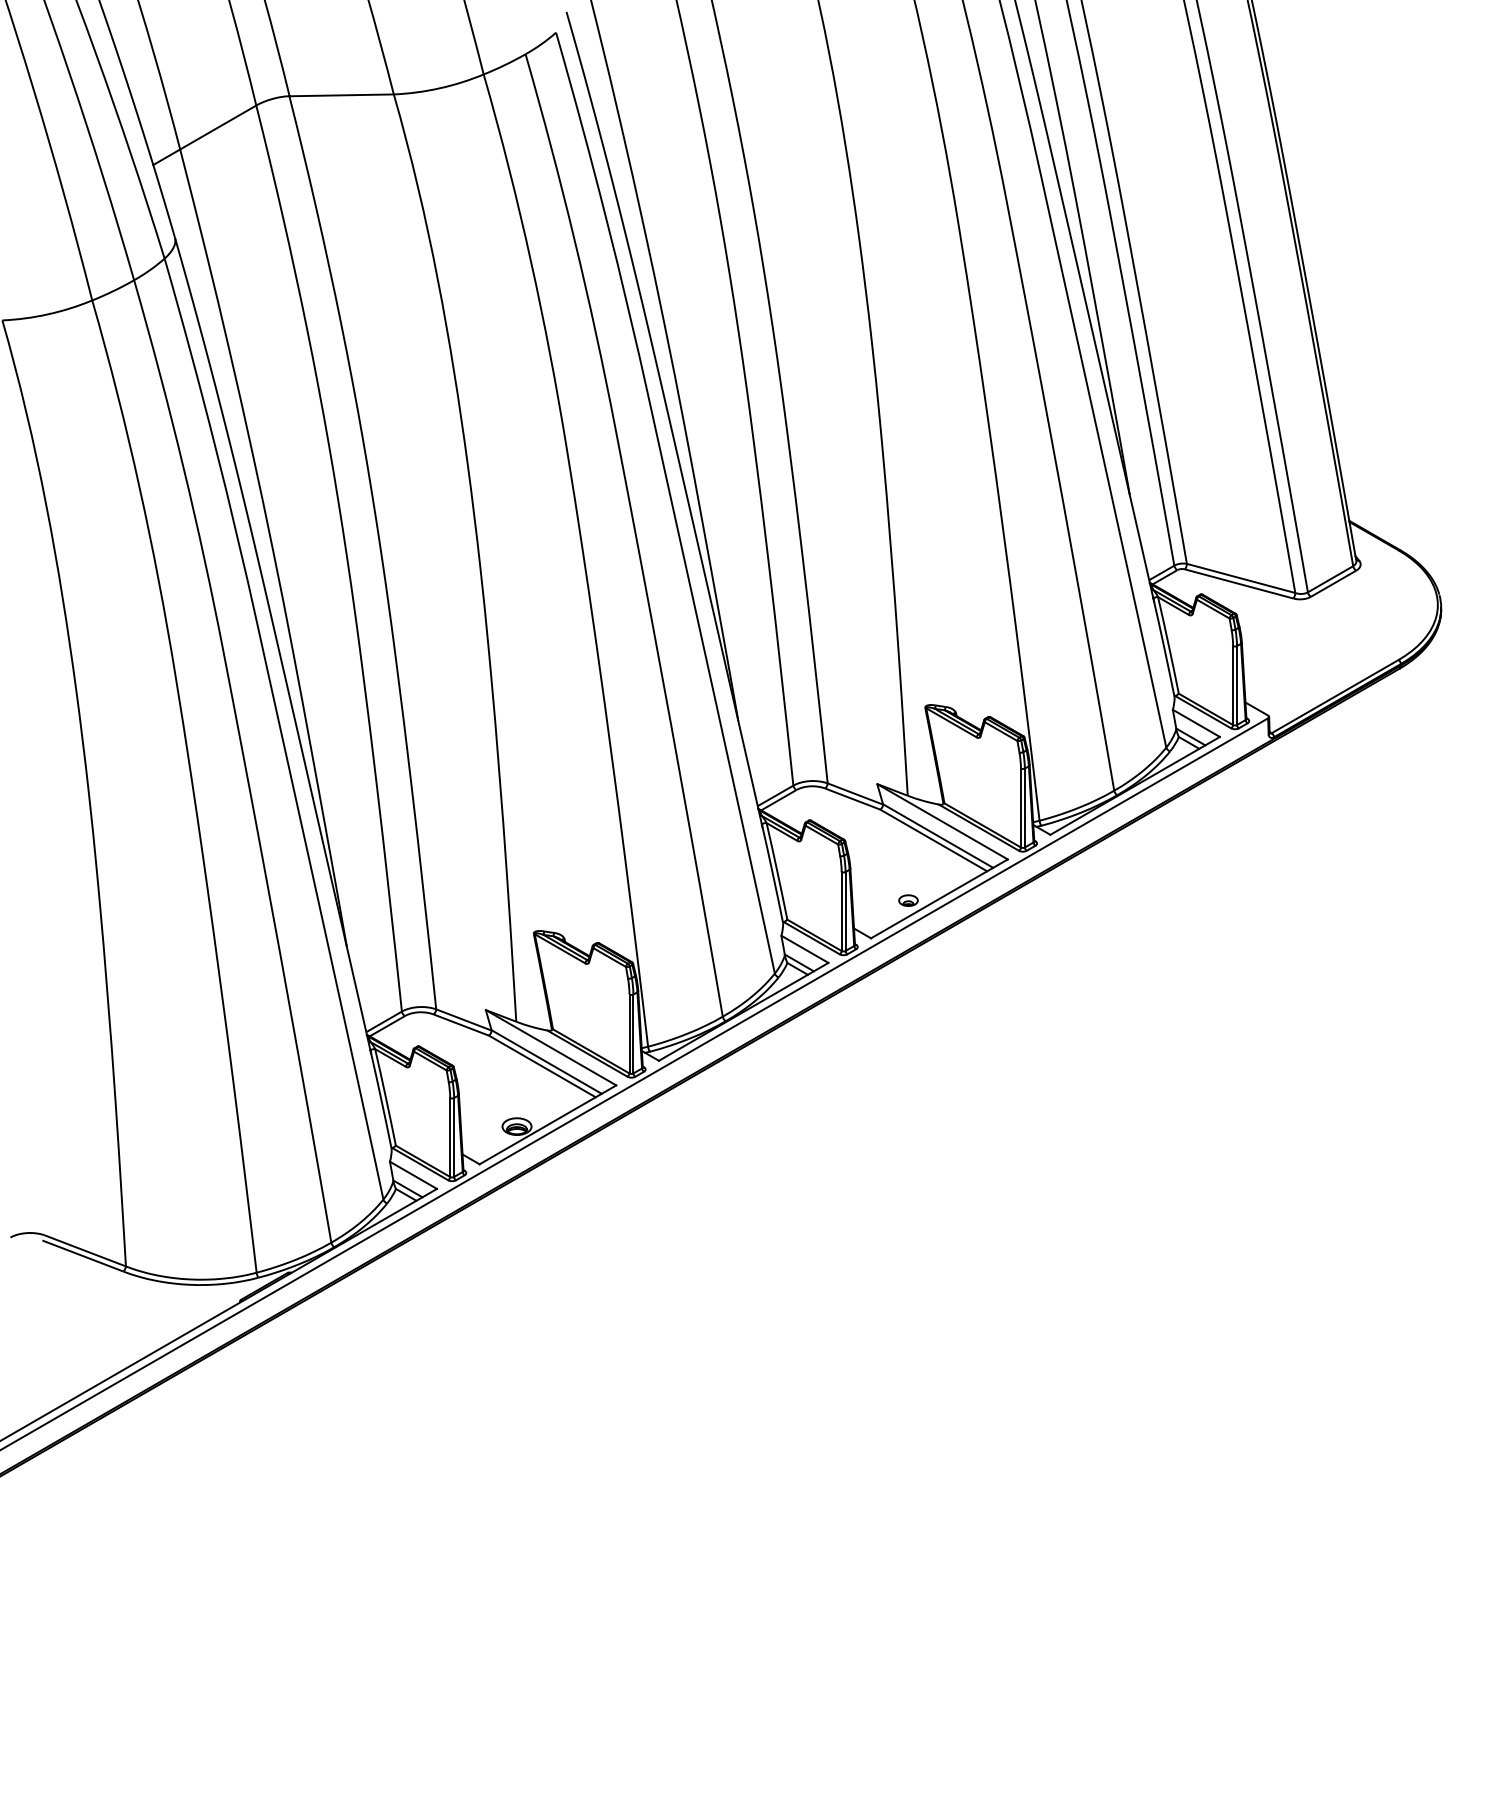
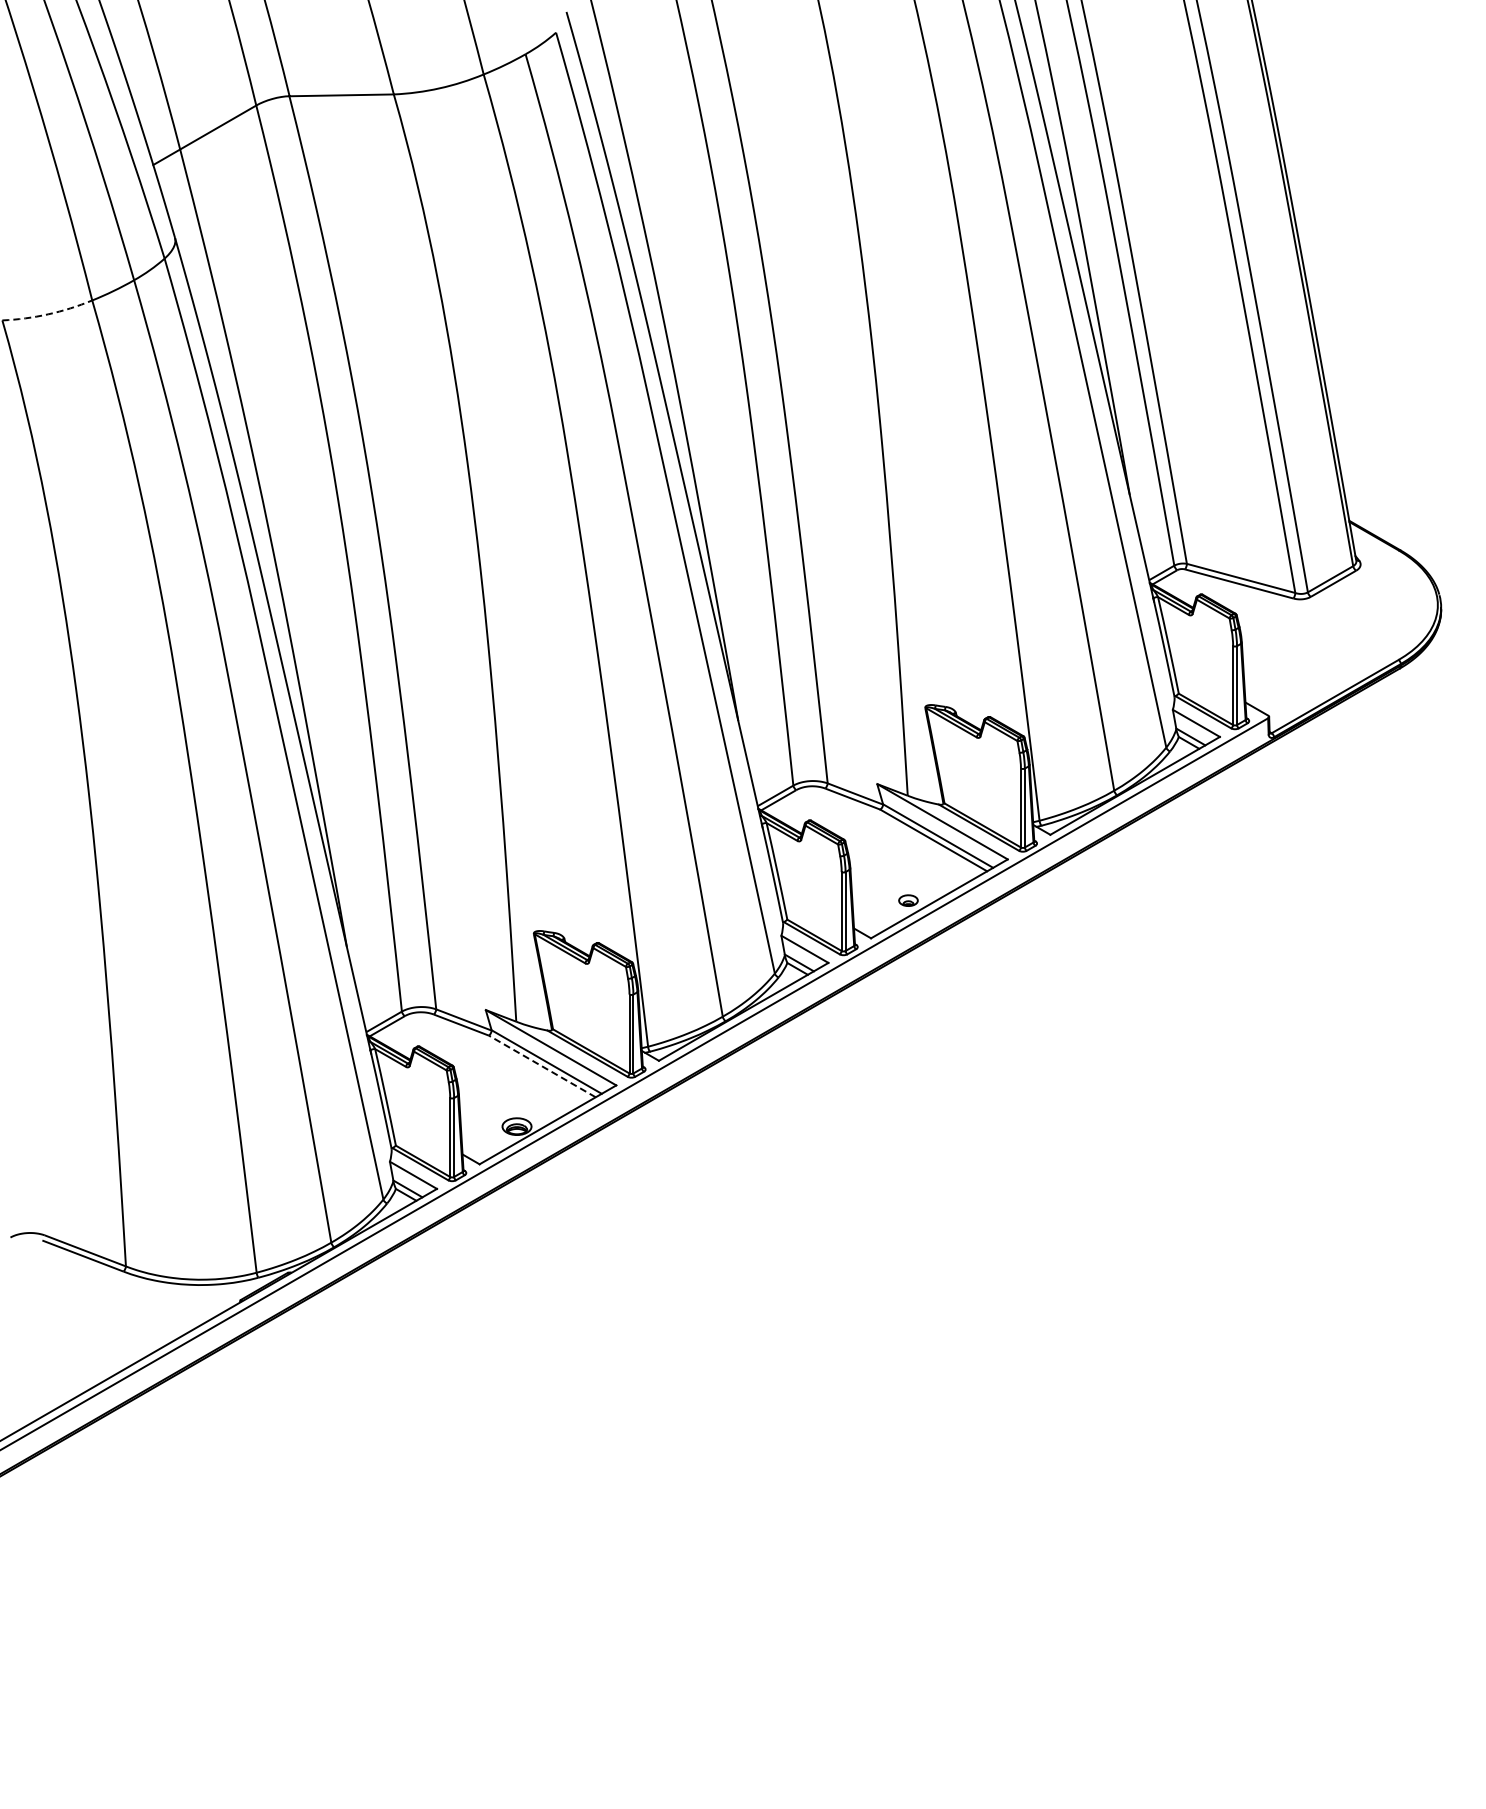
arc: solid -> dashed (48, 314)
line: solid -> dashed (542, 1066)
